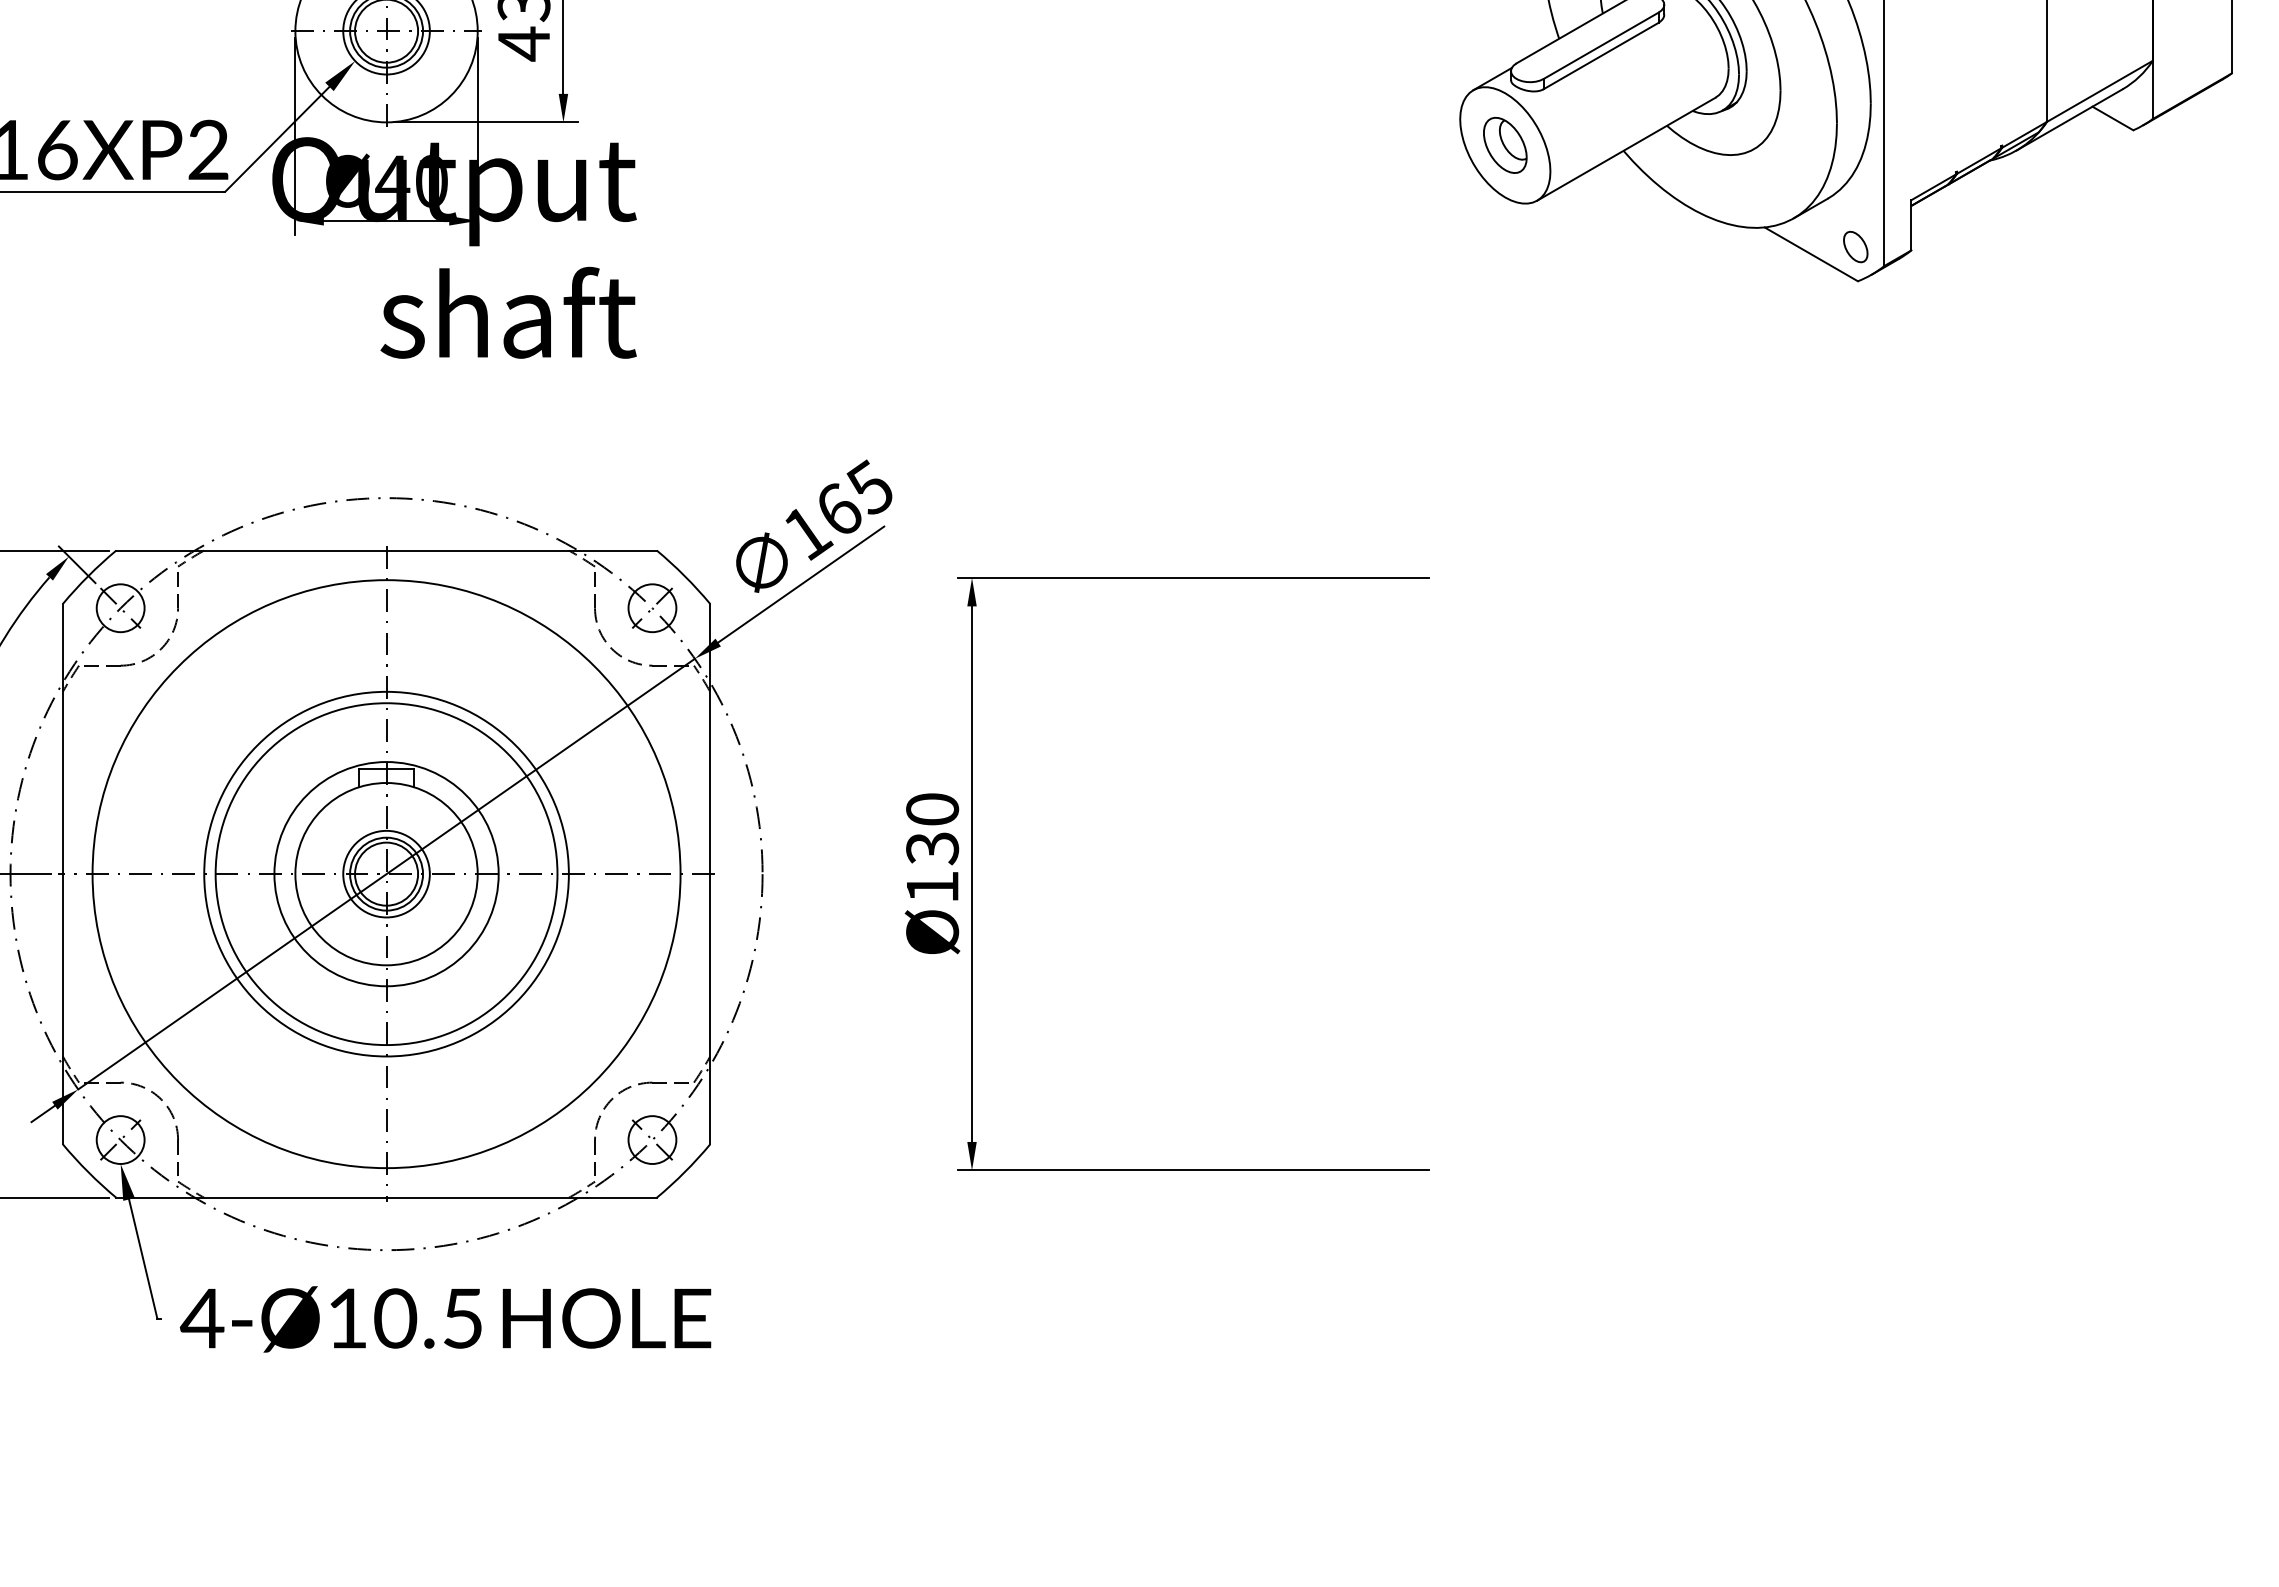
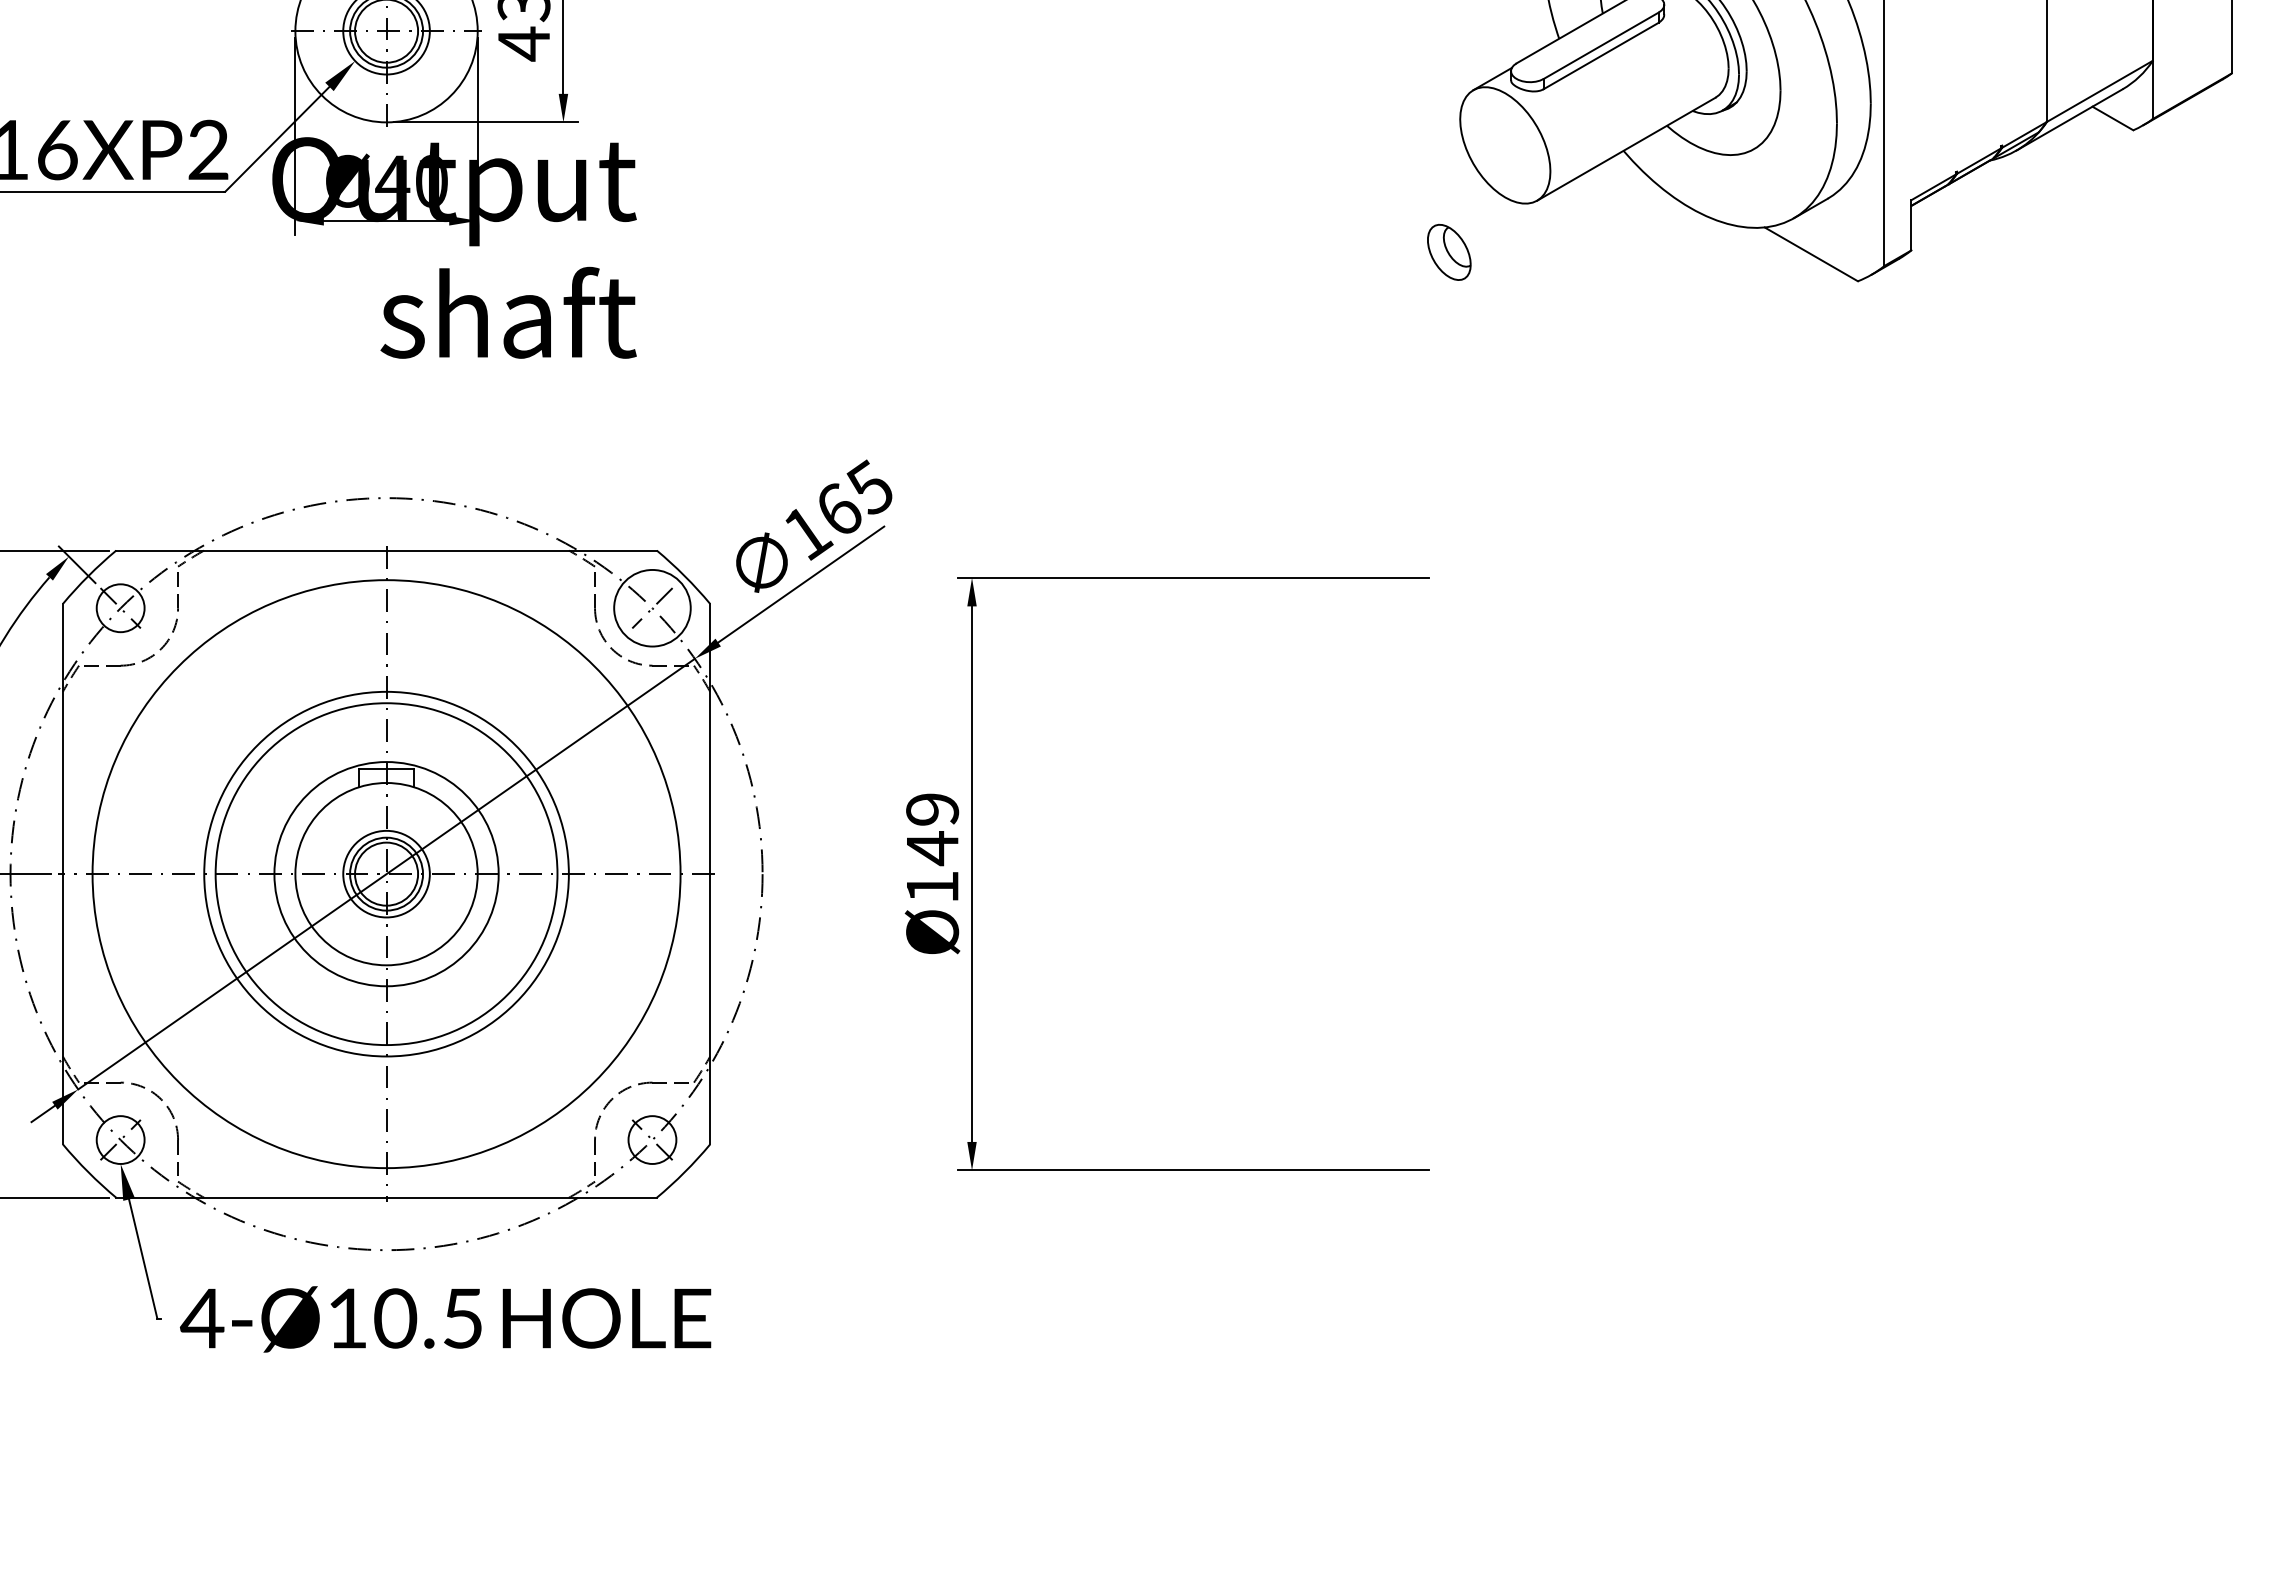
part position: (1505, 144) -> (1449, 251) (1449, 251)
part: present -> none (1855, 247)
circle diameter: 48 px -> 77 px (652, 607)
text: Ø130 -> Ø149 (932, 829)
